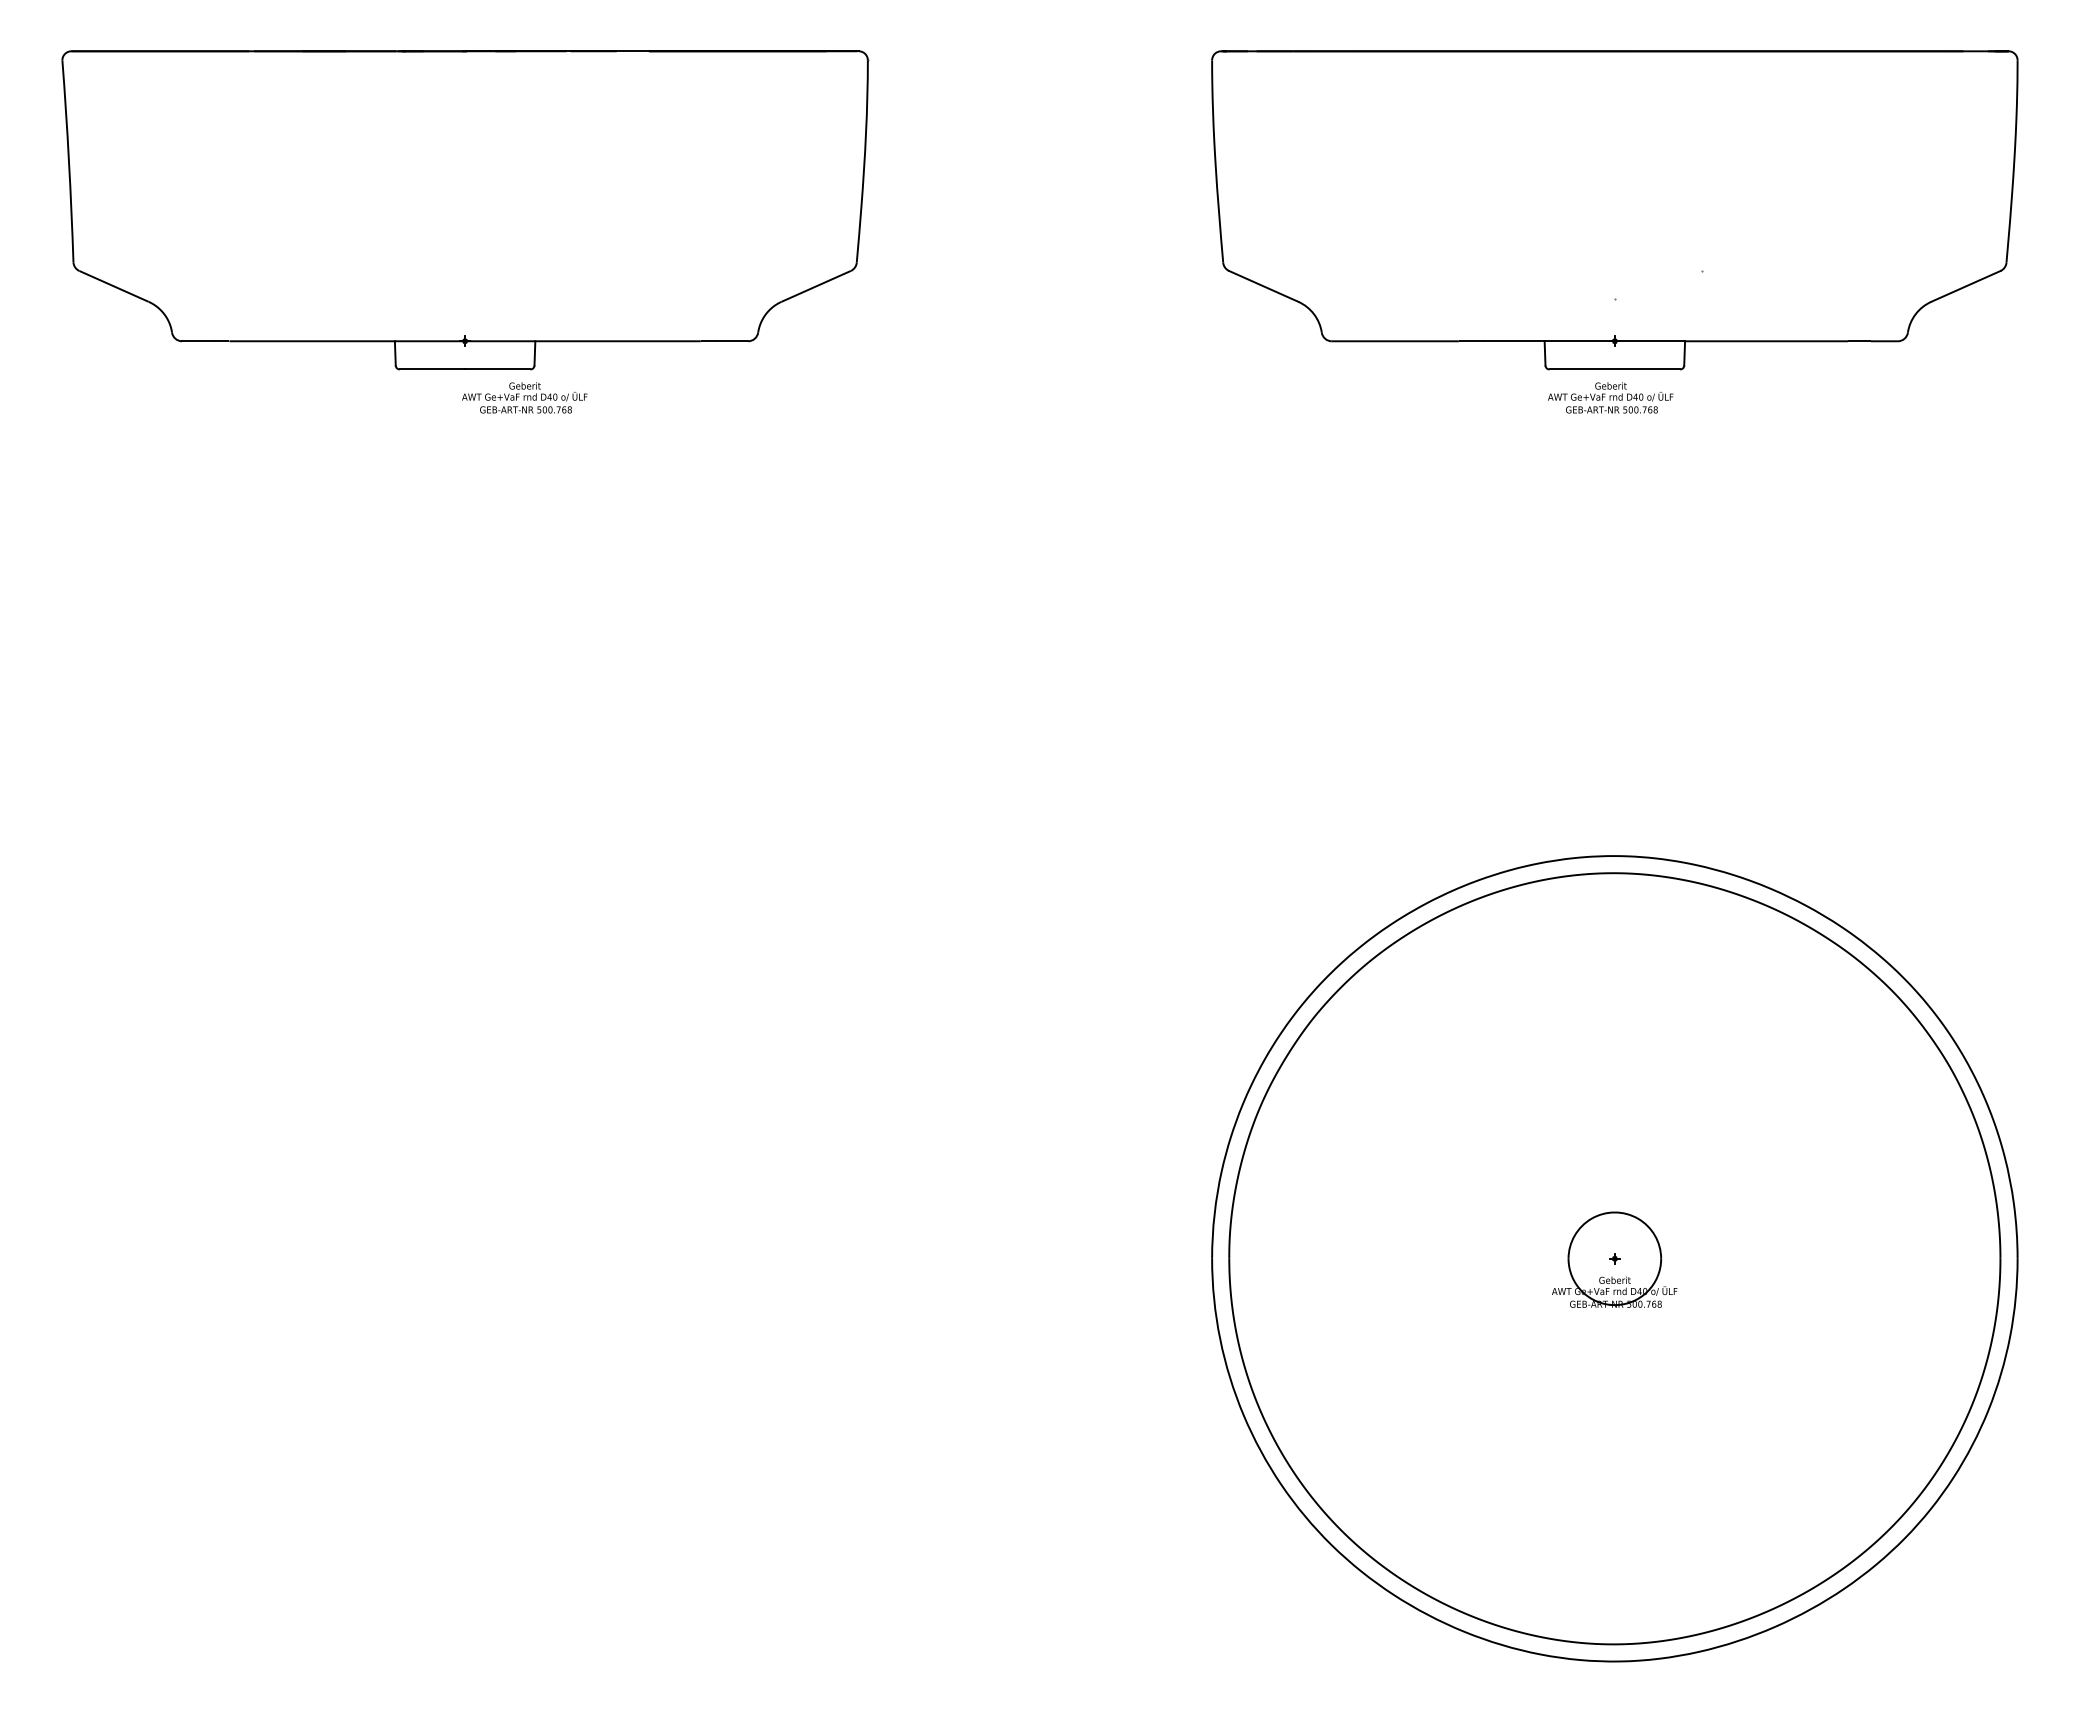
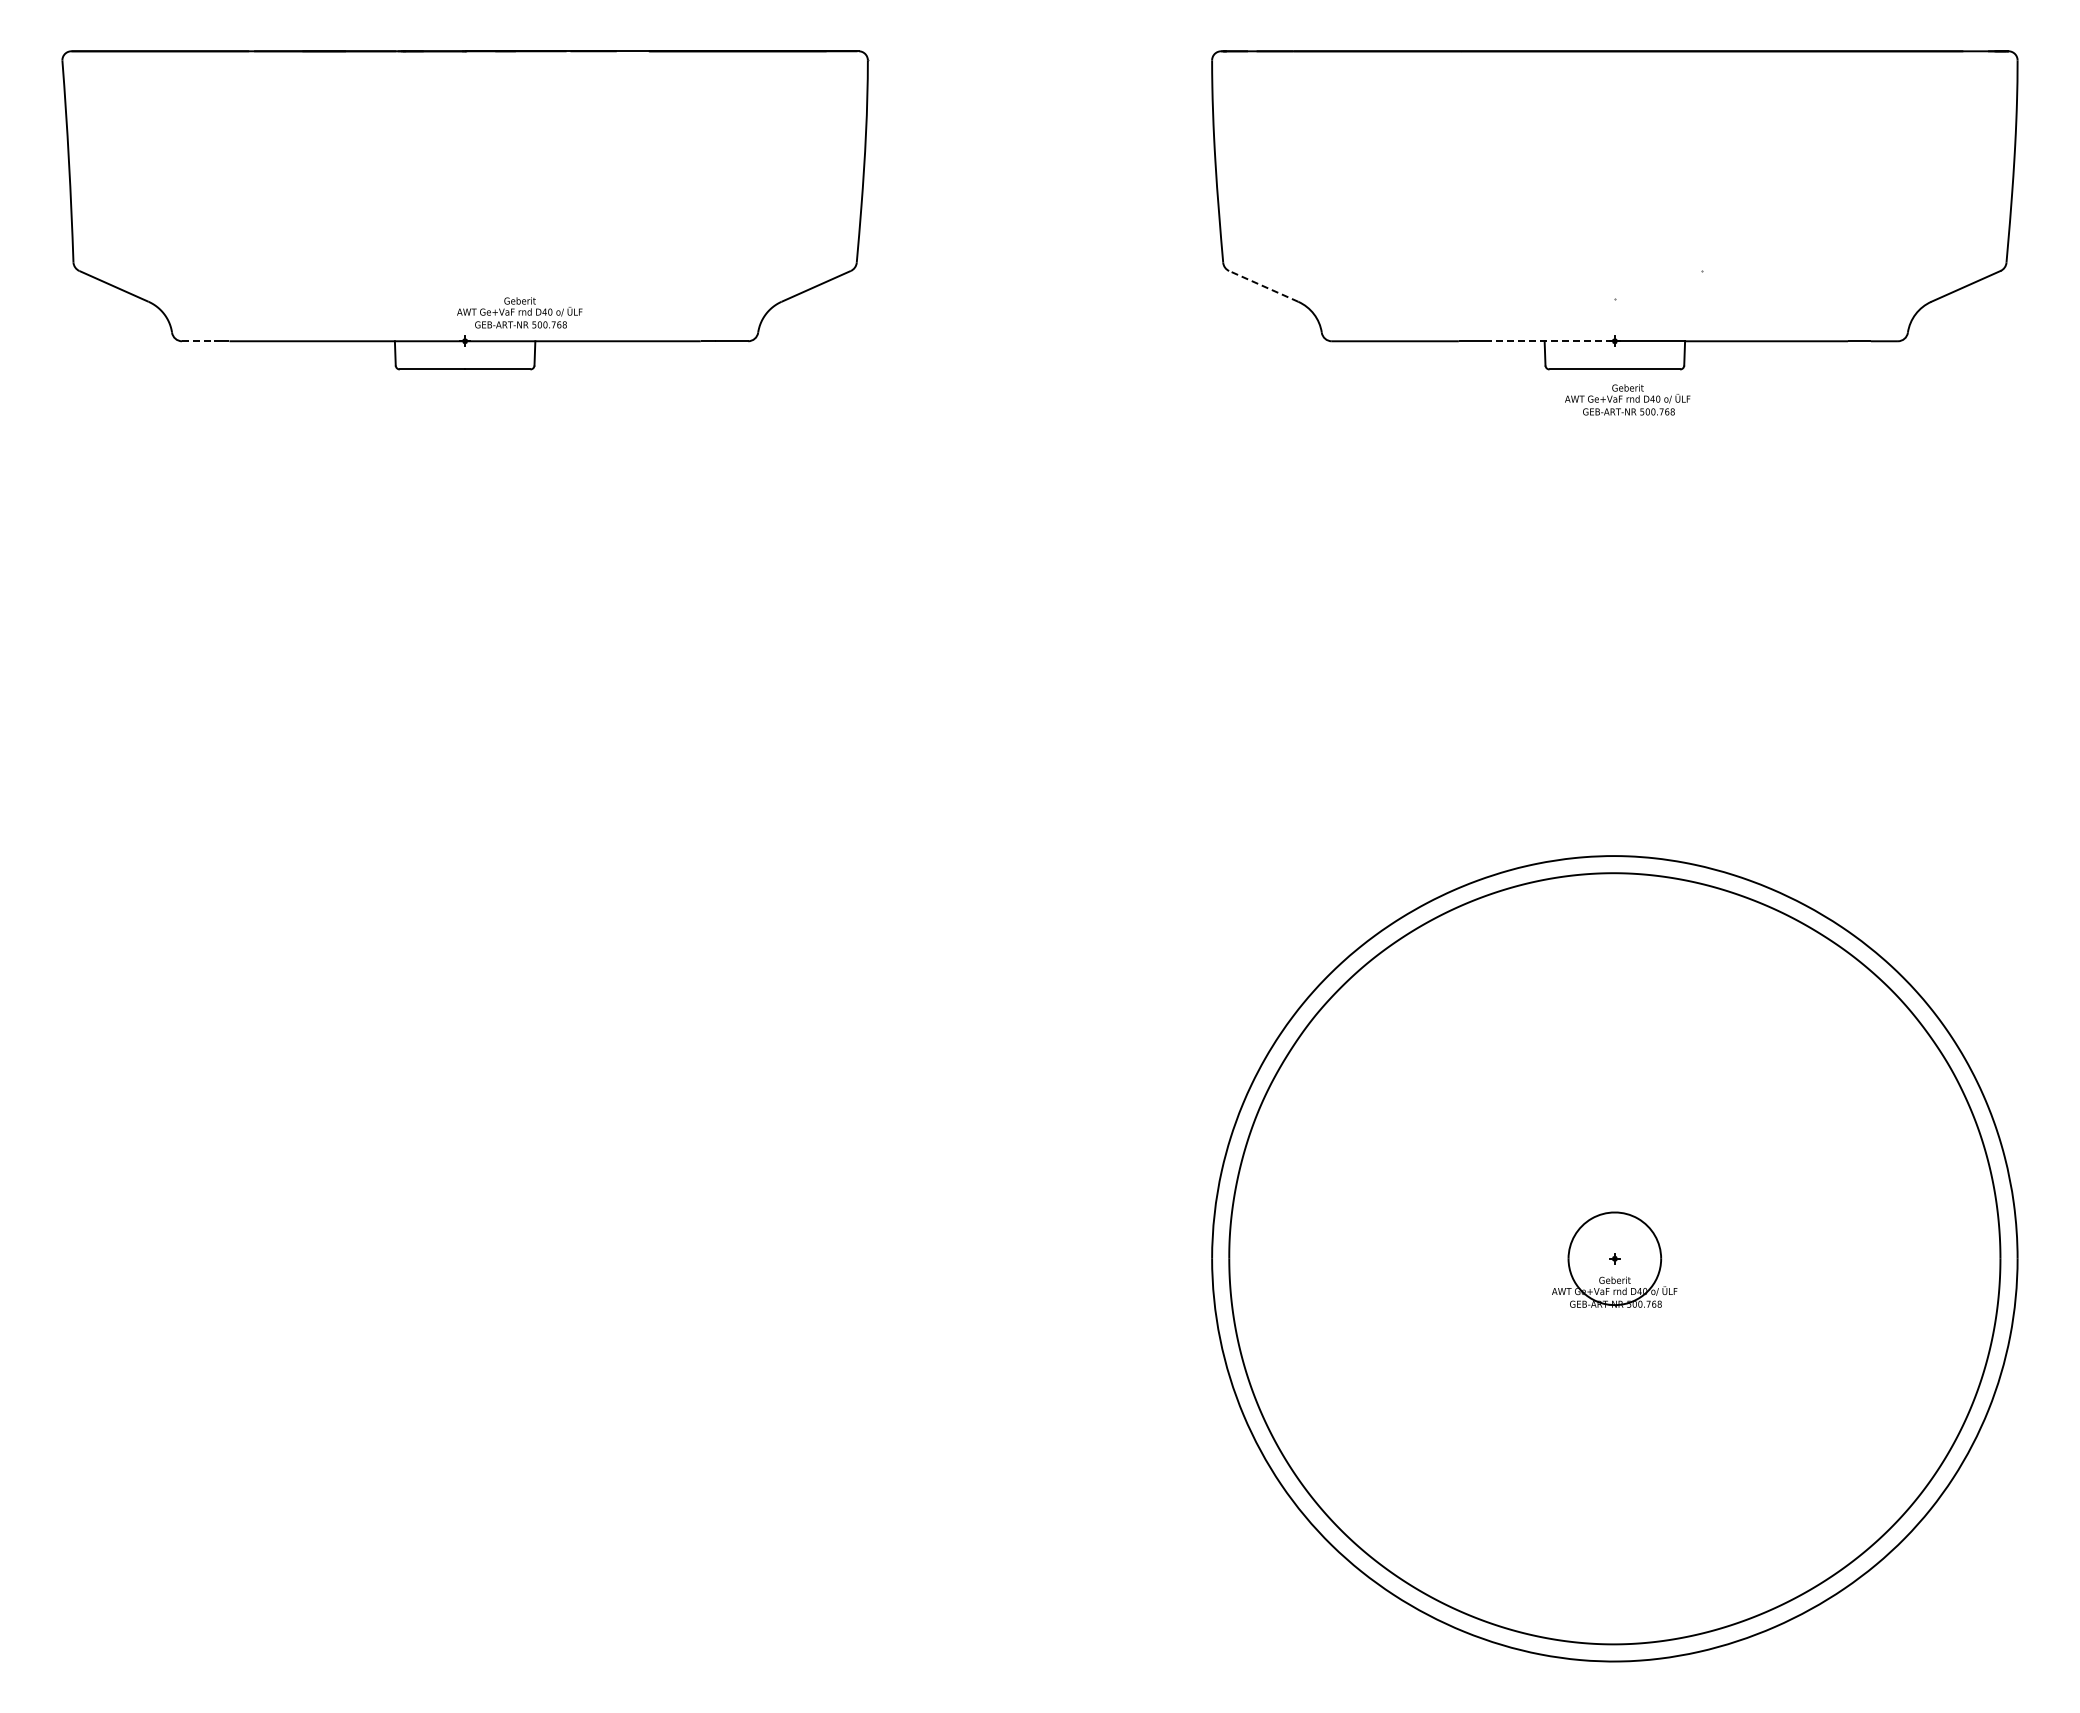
line: solid -> dashed (1263, 286)
line: solid -> dashed (197, 341)
line: solid -> dashed (1550, 341)
text position: (524, 397) -> (519, 312) (519, 312)
text position: (1610, 397) -> (1627, 399) (1627, 399)
